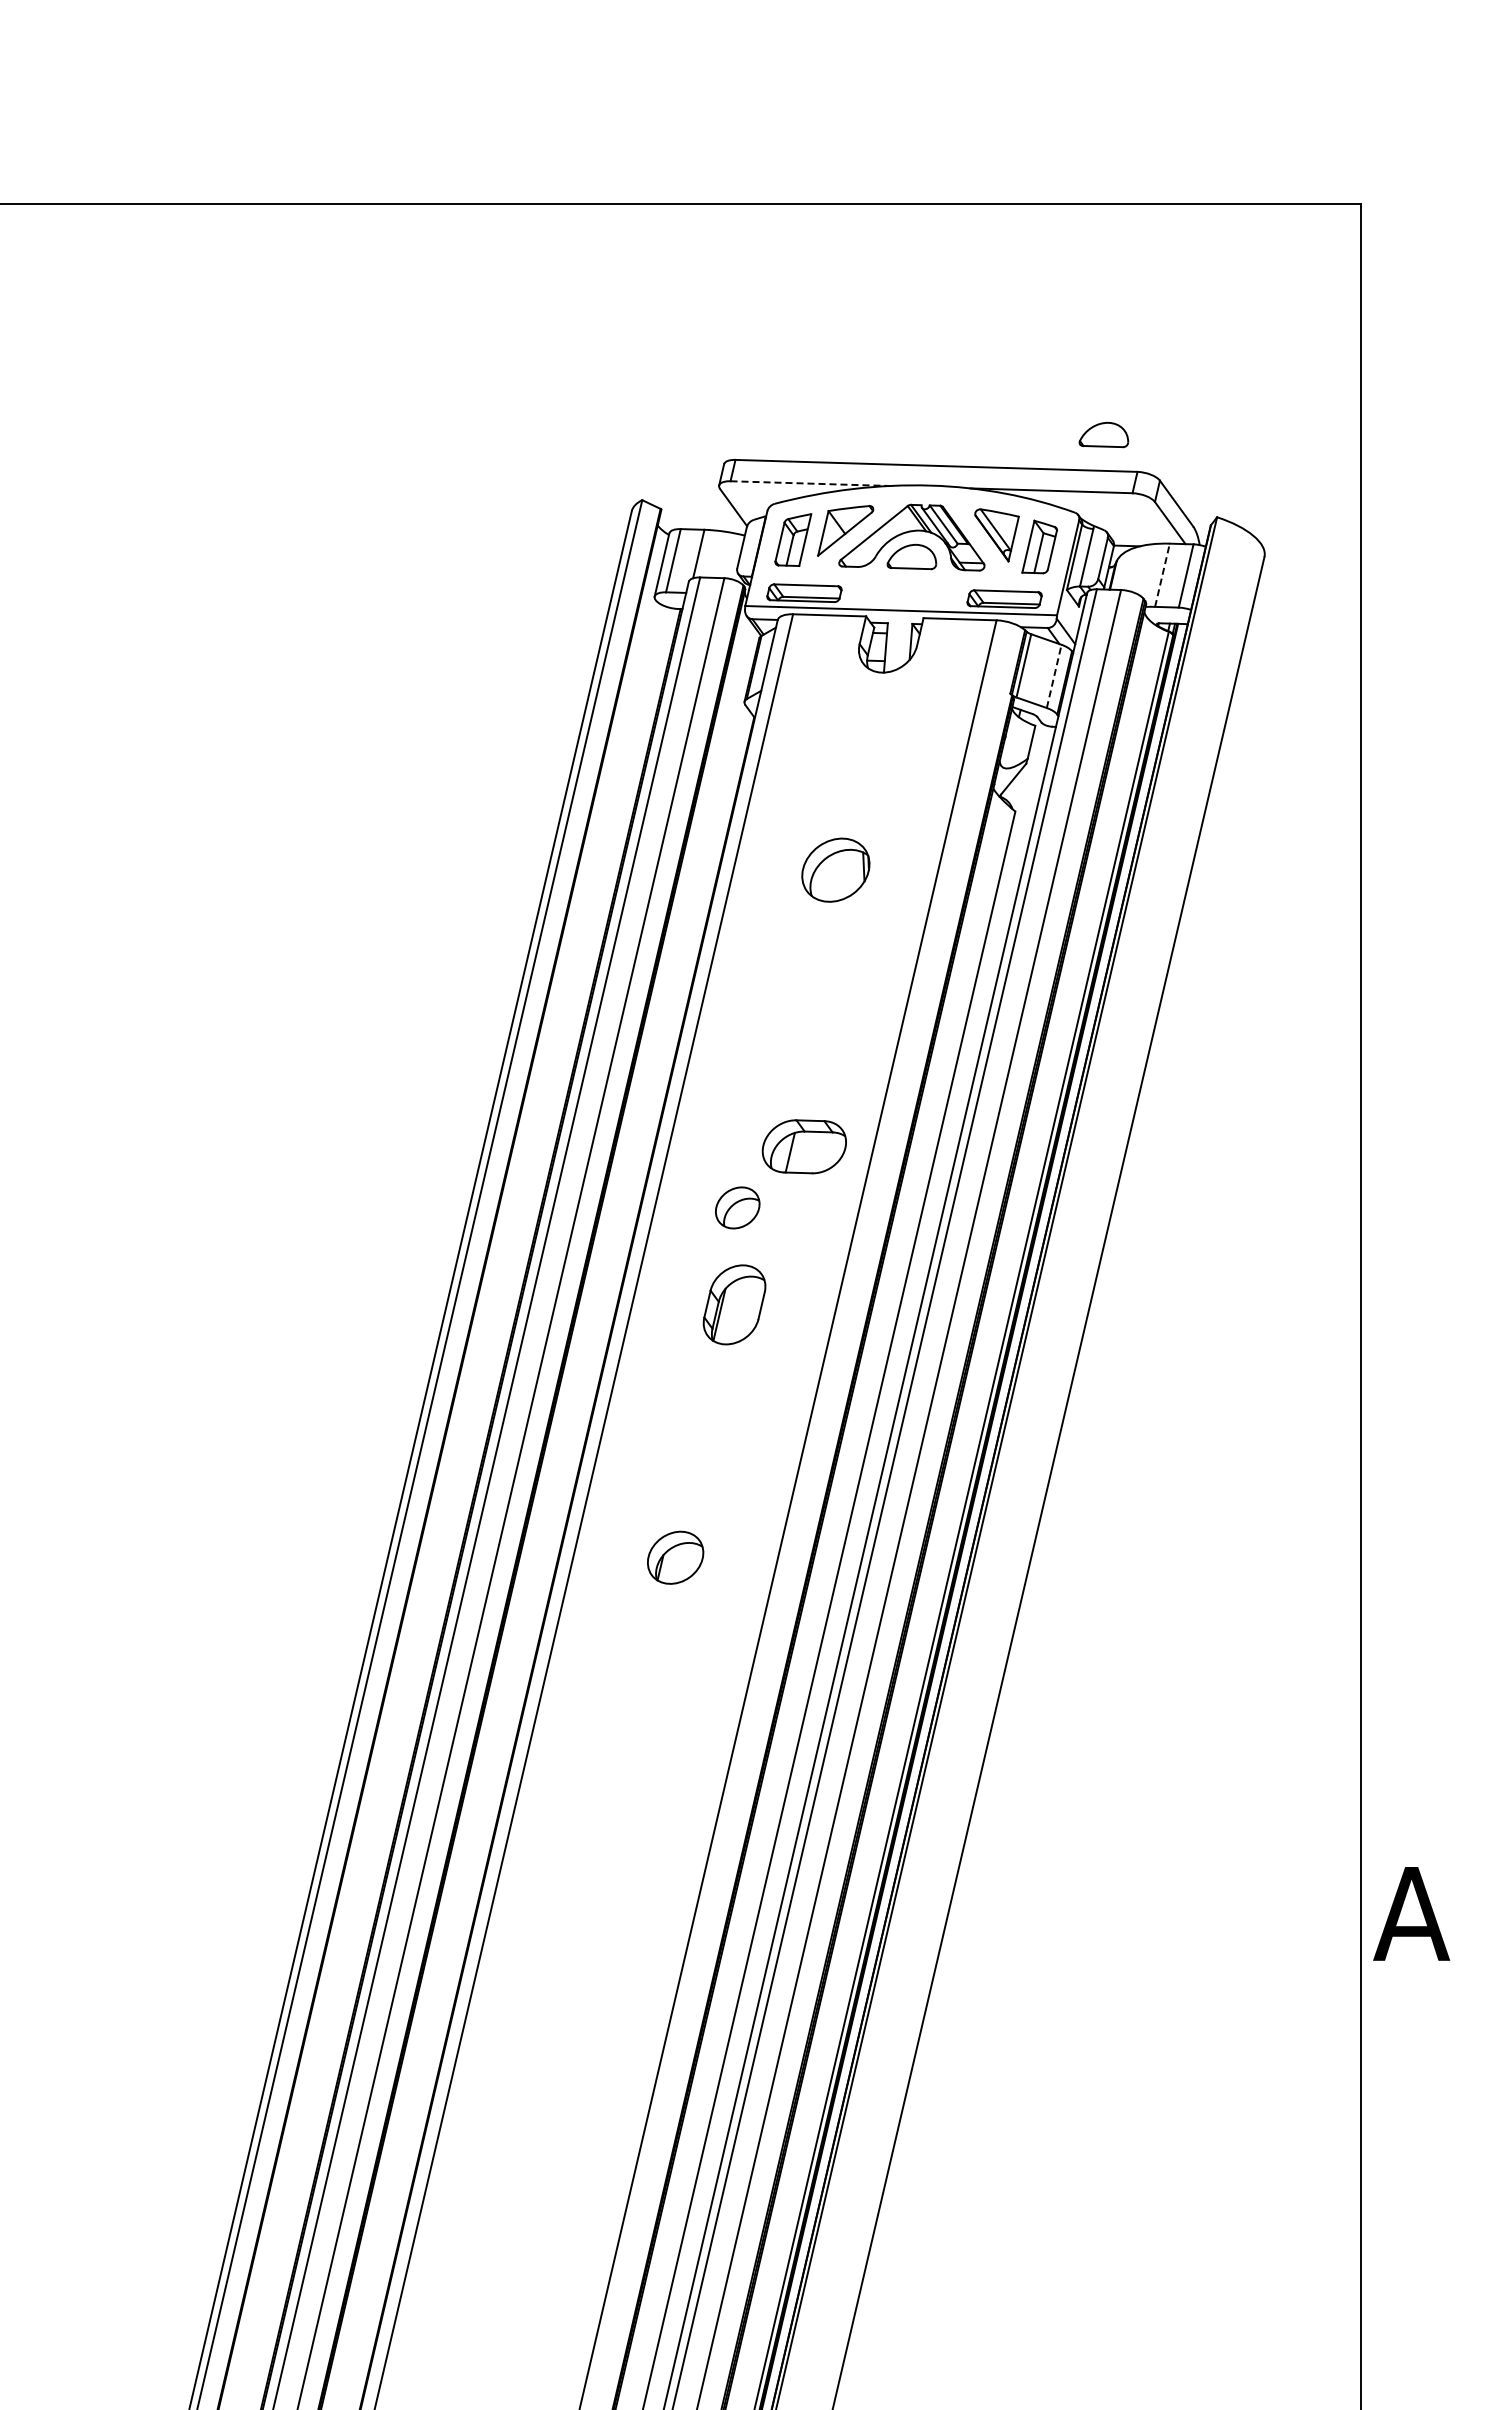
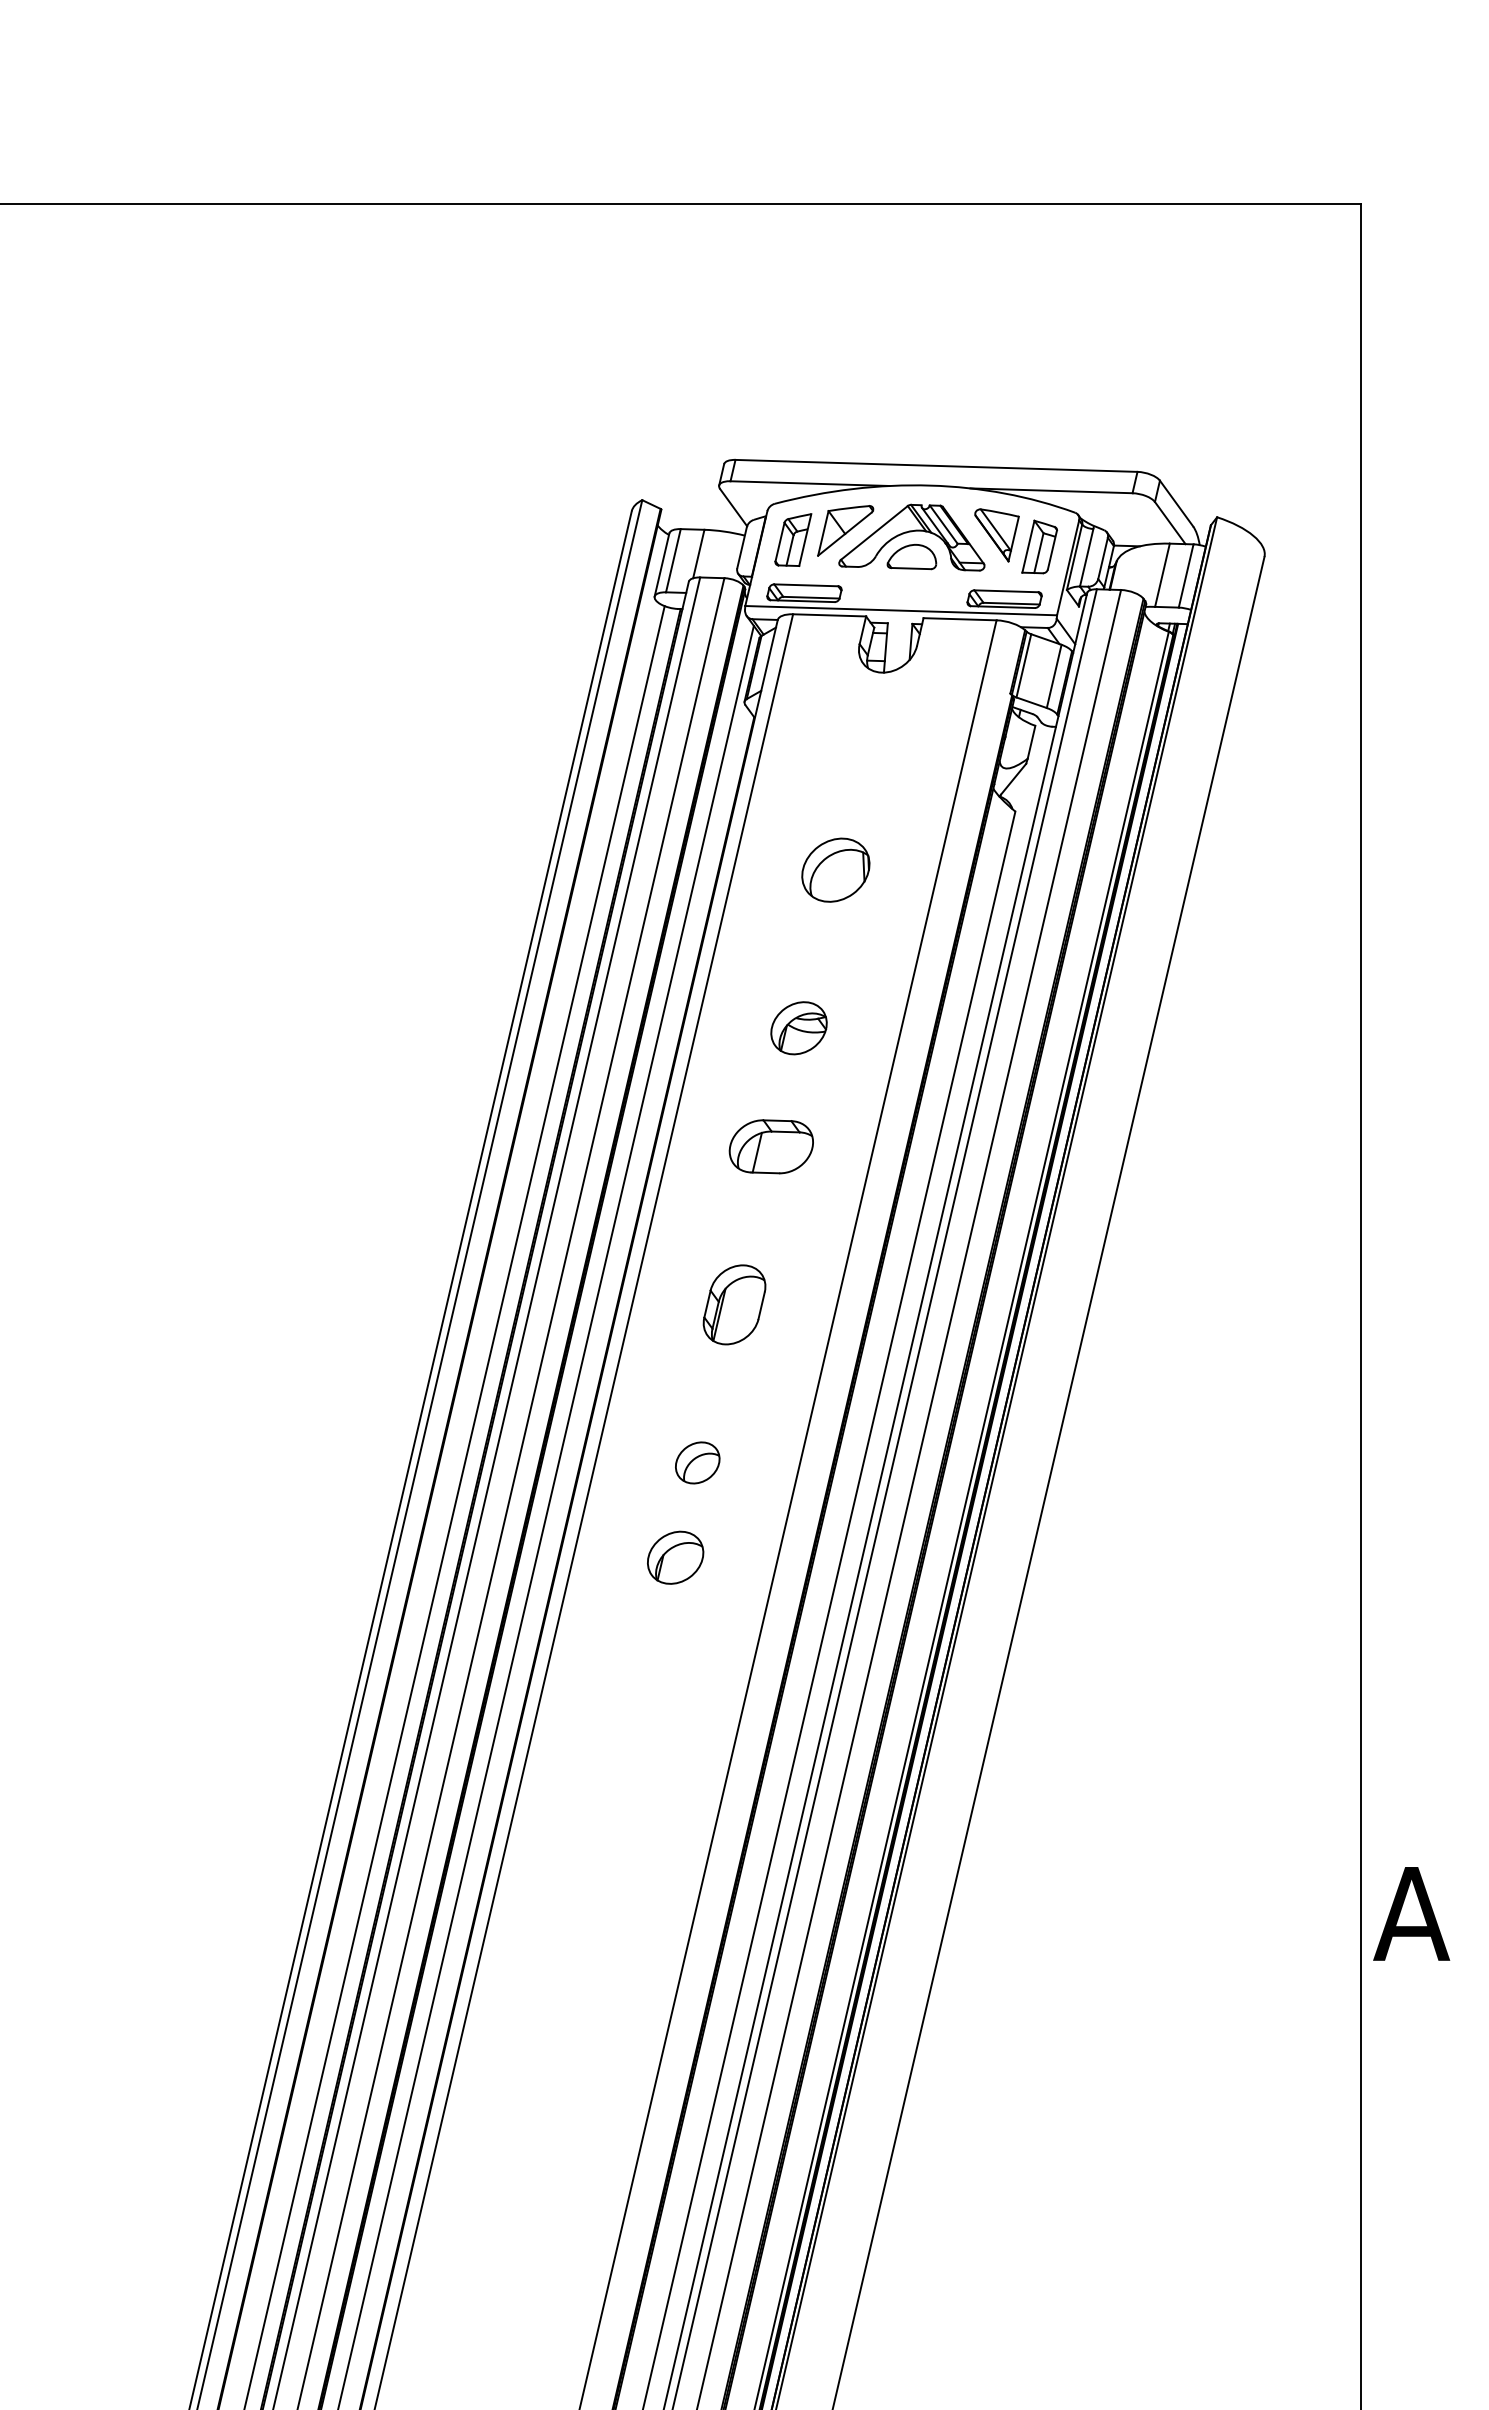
part: present -> none (1103, 435)
line: dashed -> solid (810, 483)
line: dashed -> solid (1162, 574)
line: dashed -> solid (1054, 675)
part: none -> present (798, 1028)
part position: (803, 1146) -> (770, 1146) (770, 1146)
part position: (737, 1207) -> (697, 1462) (697, 1462)
line: none -> present (454, 1506)
line: none -> present (545, 1515)
